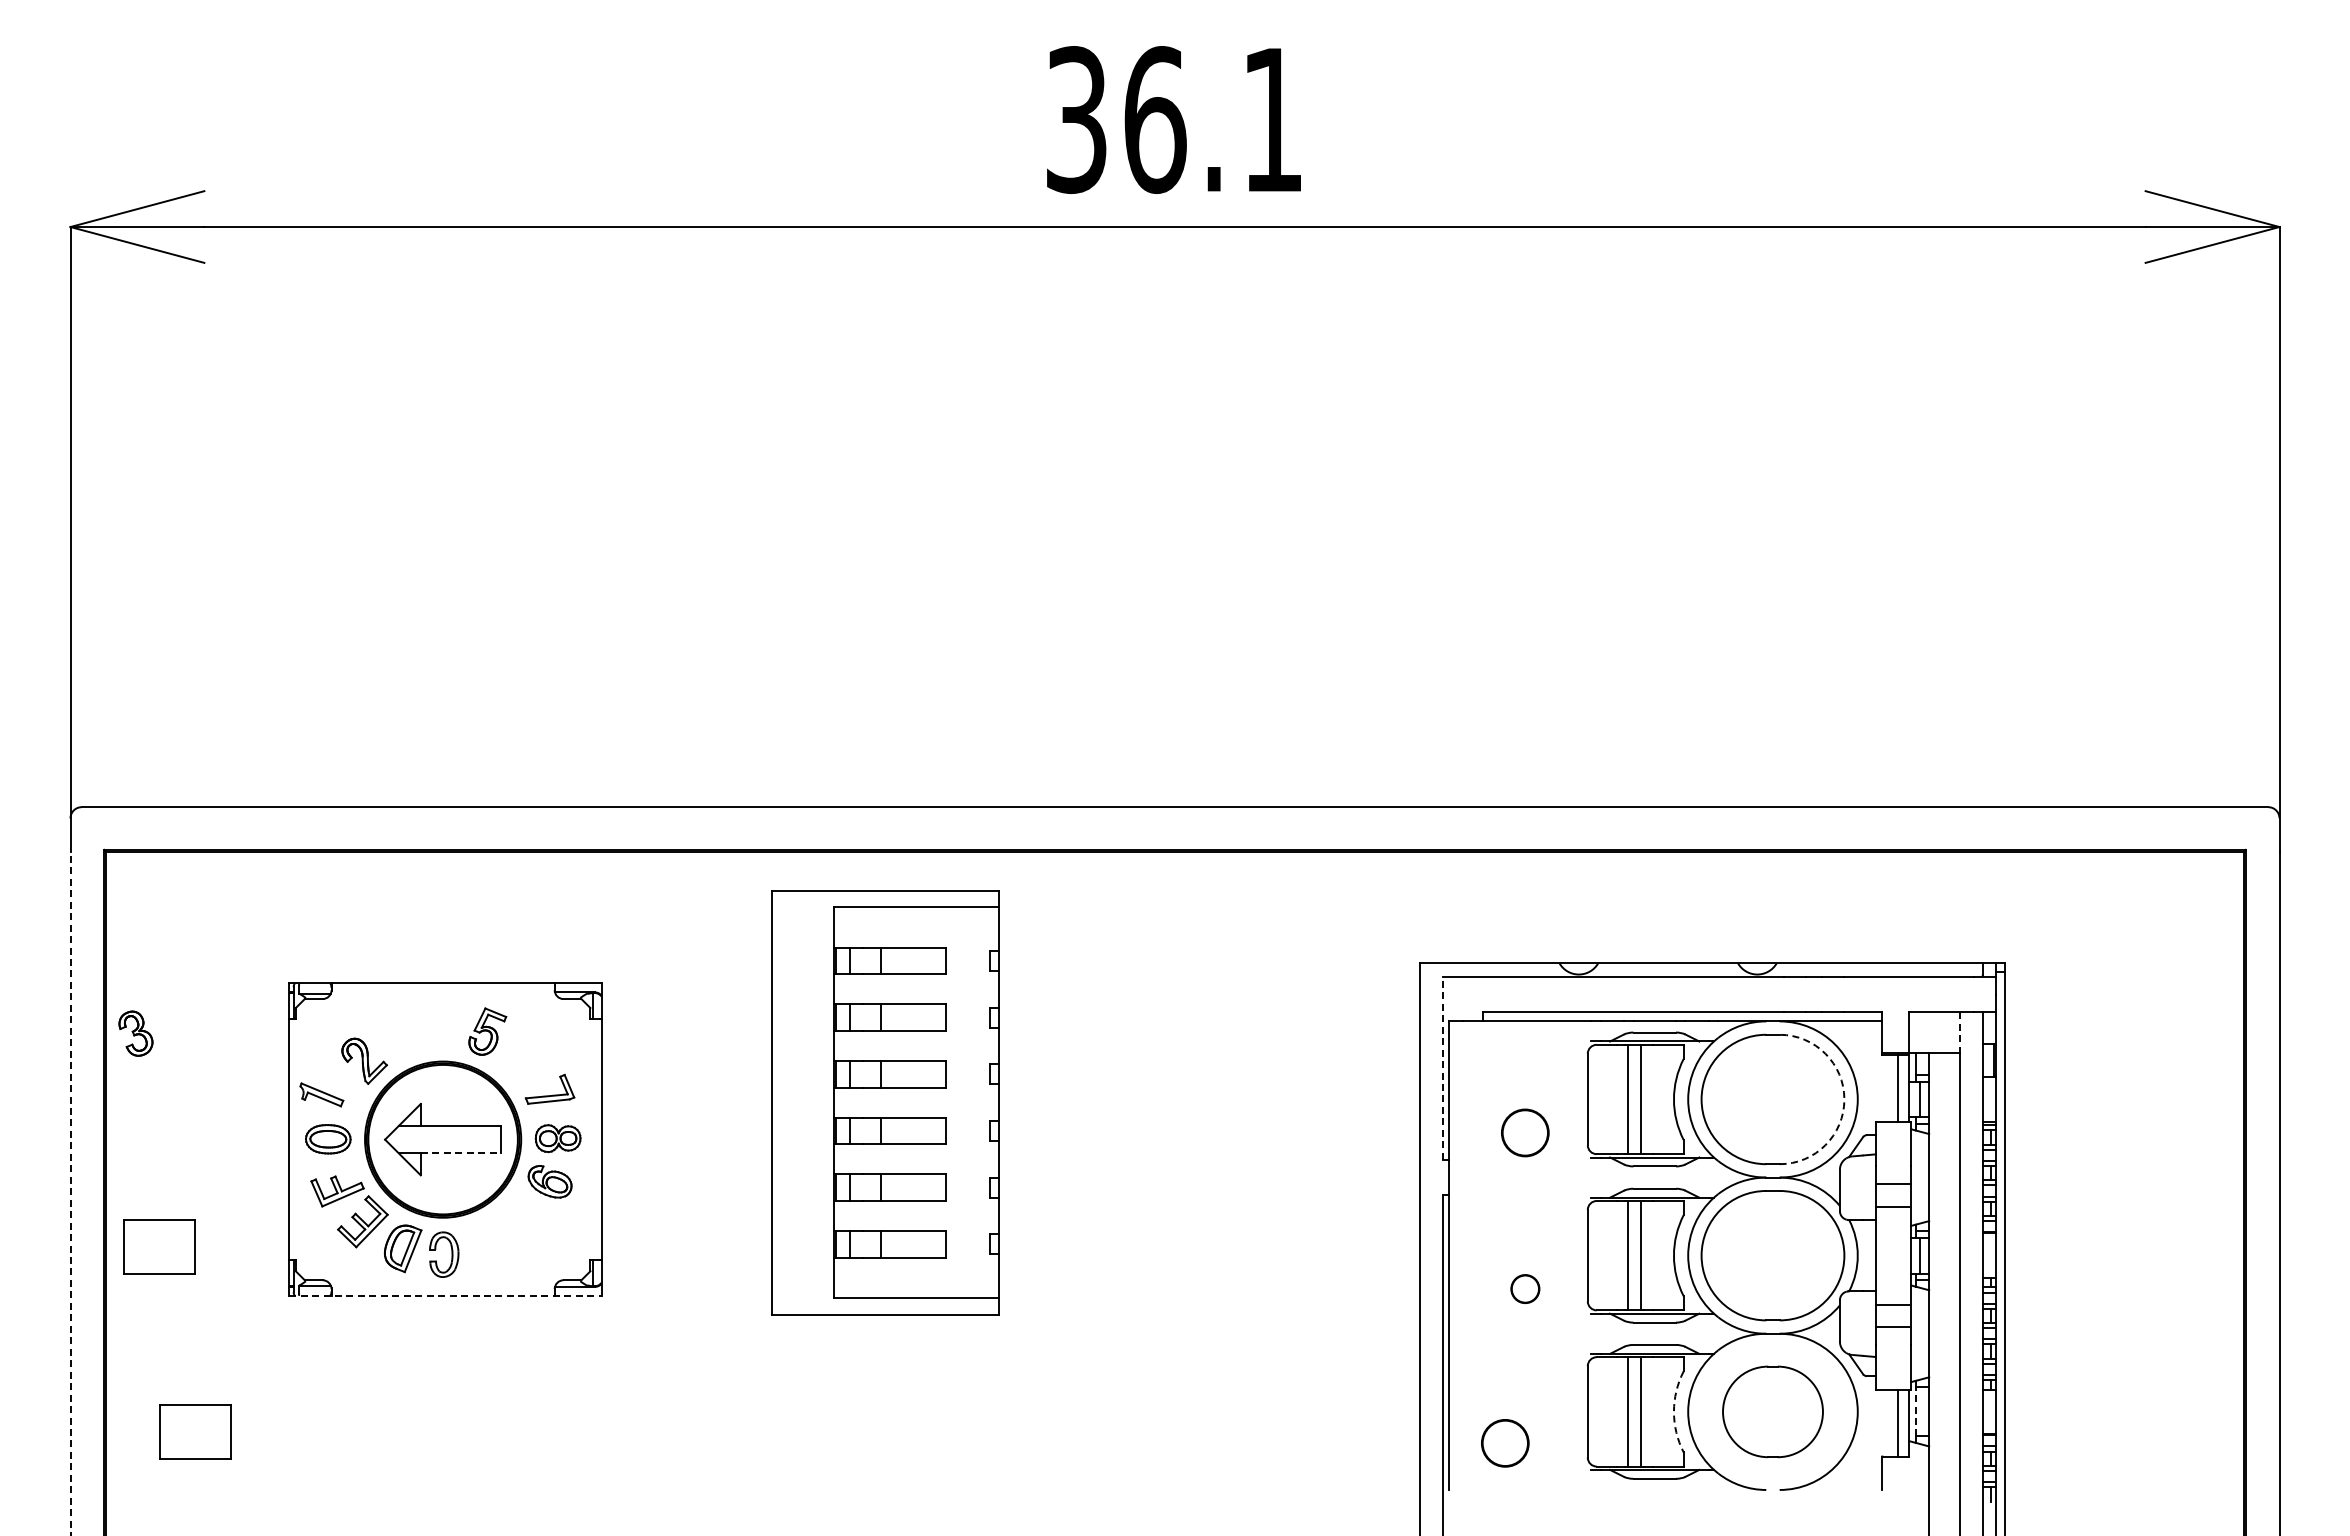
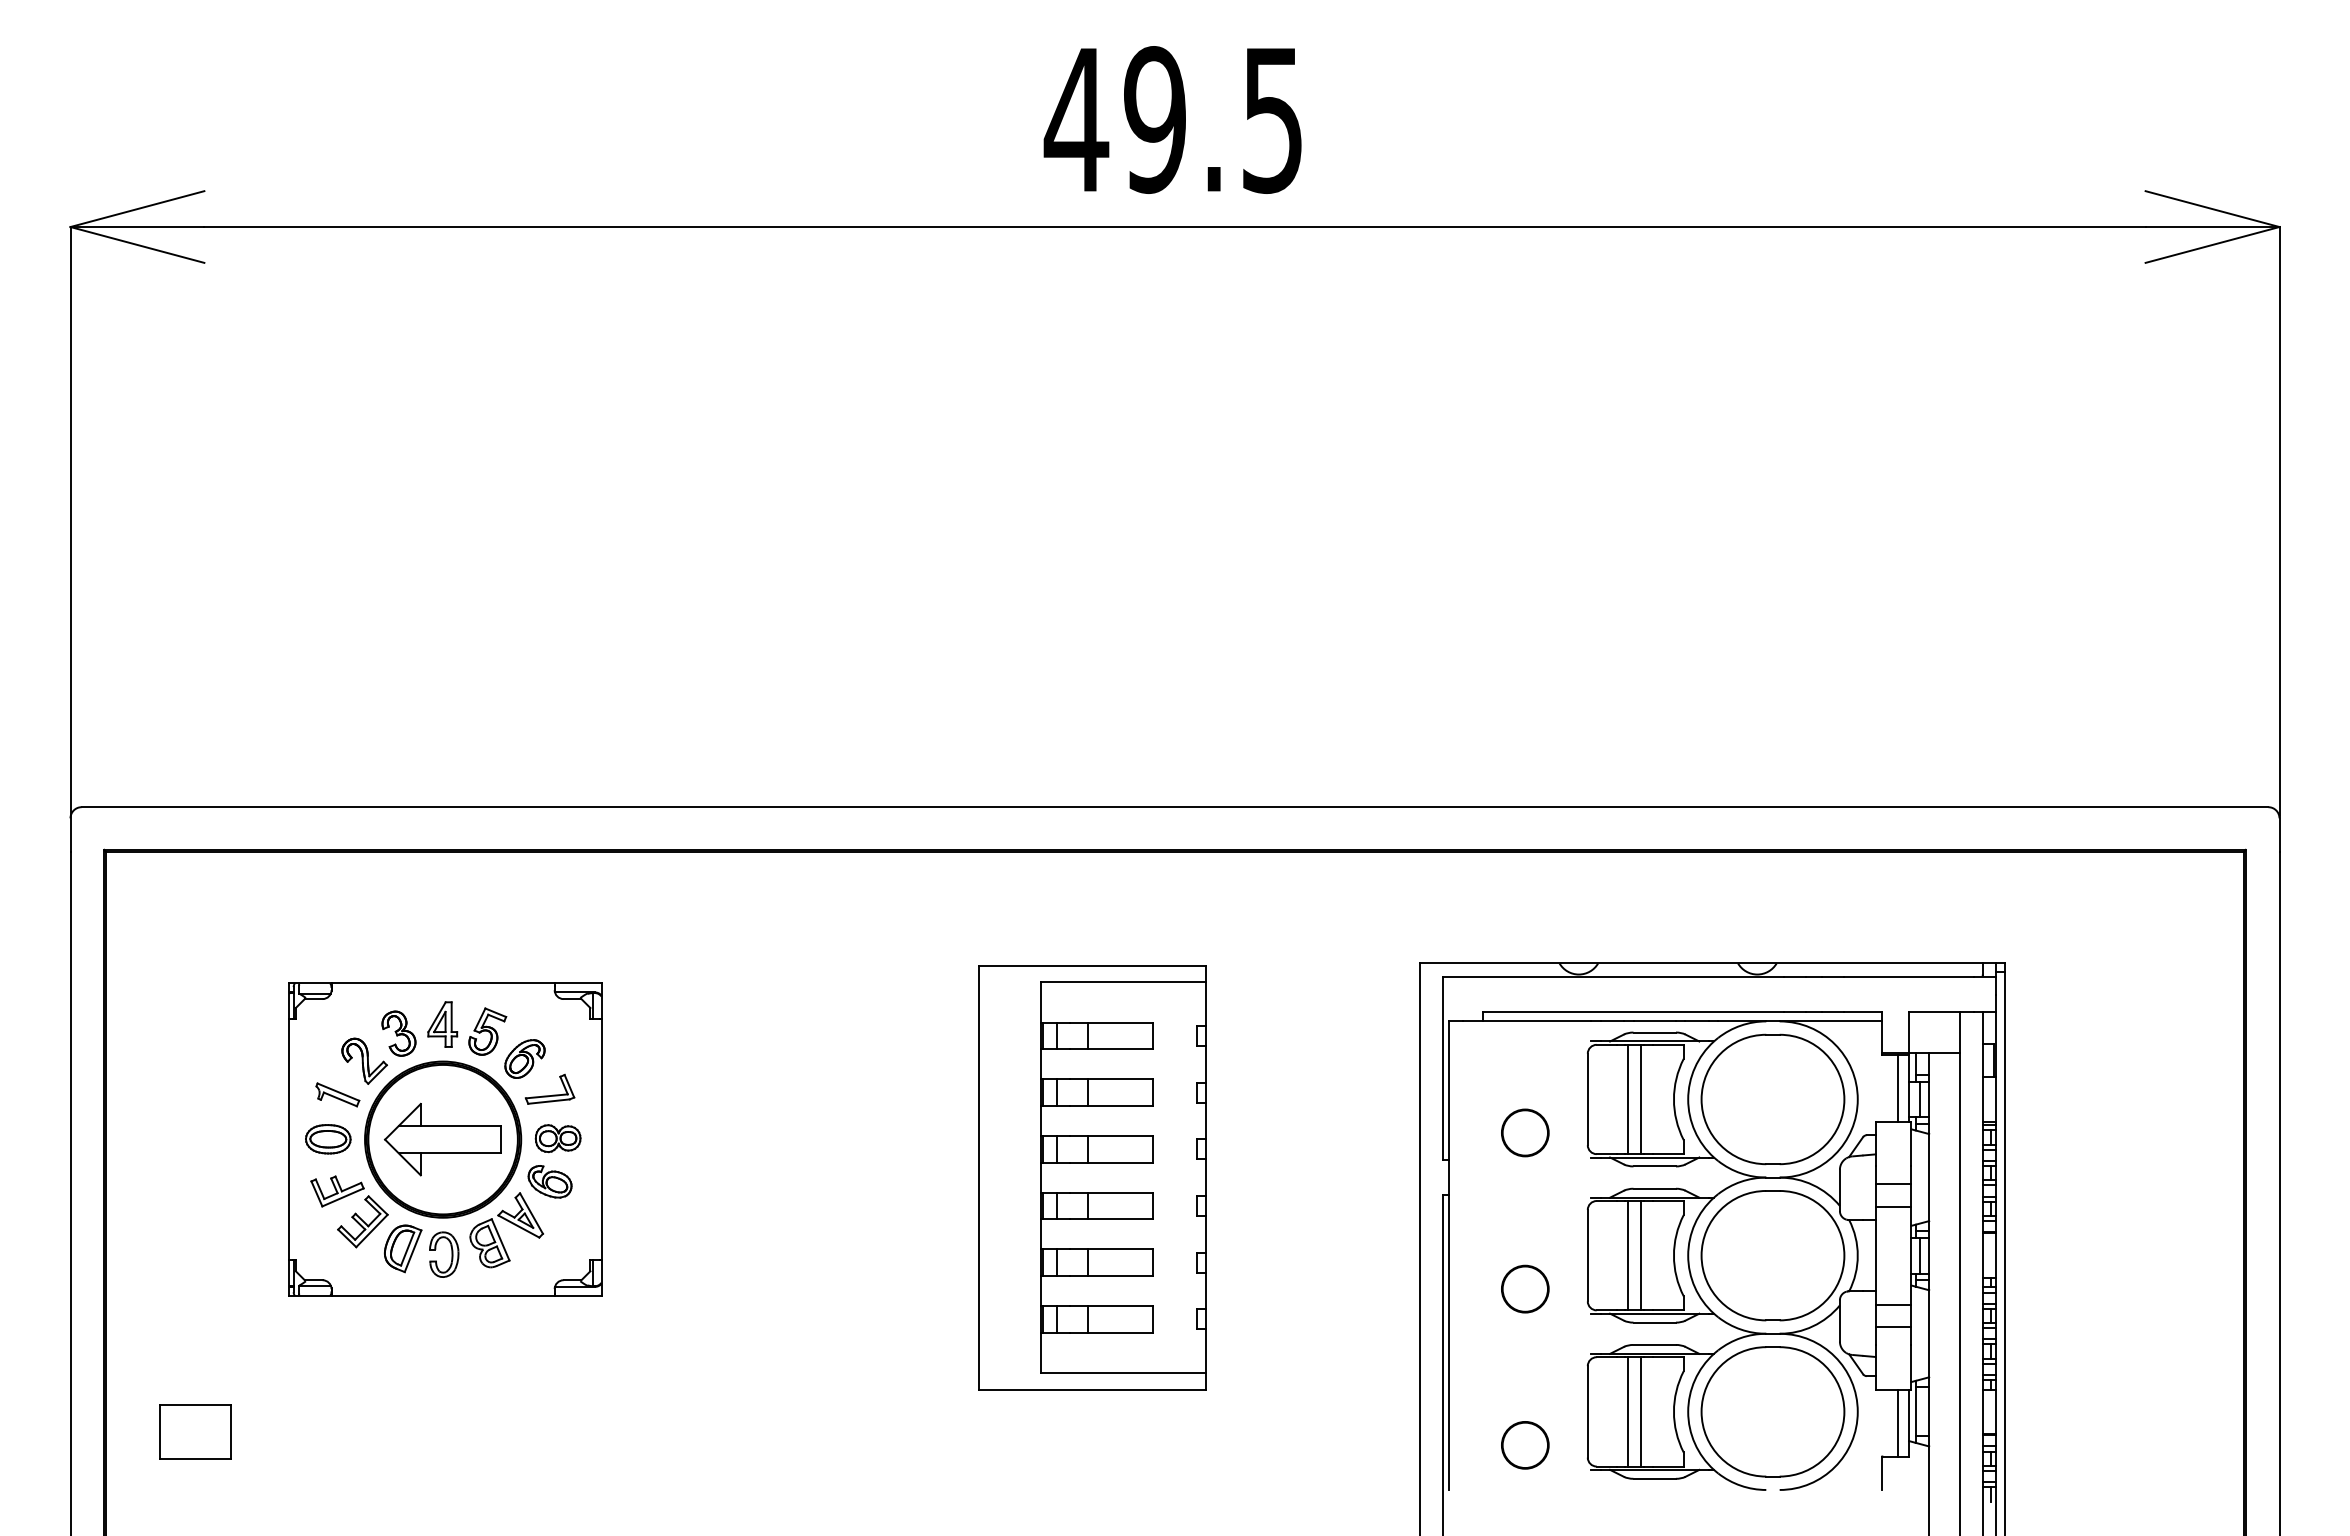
text: 36.1 -> 49.5 (1172, 119)
part: none -> present (442, 1024)
part position: (135, 1033) -> (398, 1033) (398, 1033)
line: dashed -> solid (1960, 1033)
part: none -> present (524, 1058)
line: dashed -> solid (1442, 1067)
part position: (321, 1094) -> (337, 1094) (337, 1094)
arc: dashed -> solid (1844, 1099)
part position: (885, 1102) -> (1092, 1177) (1092, 1177)
line: dashed -> solid (461, 1153)
line: dashed -> solid (70, 1193)
part: none -> present (510, 1223)
part: present -> none (159, 1246)
part size: 31x30 px -> 49x50 px (1525, 1288)
line: dashed -> solid (445, 1295)
arc: dashed -> solid (1673, 1411)
part size: 102x94 px -> 146x132 px (1772, 1411)
line: dashed -> solid (1915, 1411)
circle position: (1505, 1443) -> (1525, 1445) (1525, 1445)
